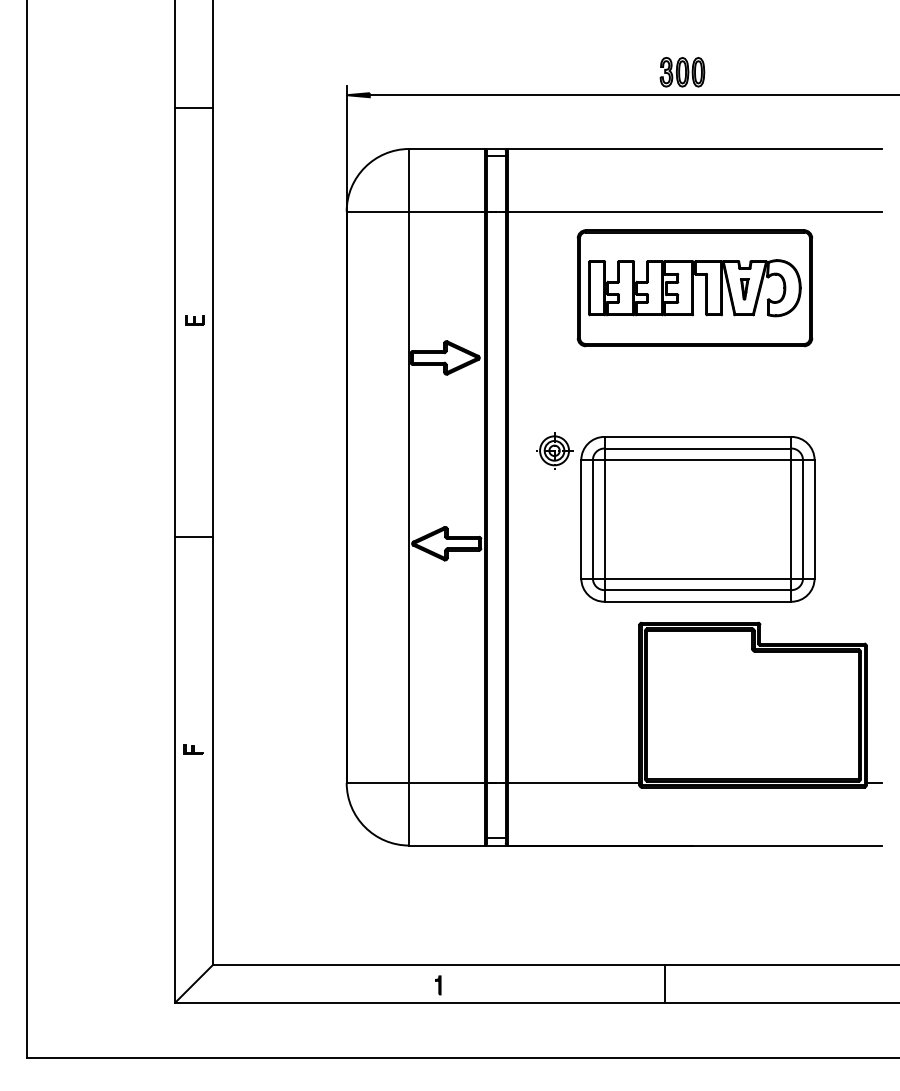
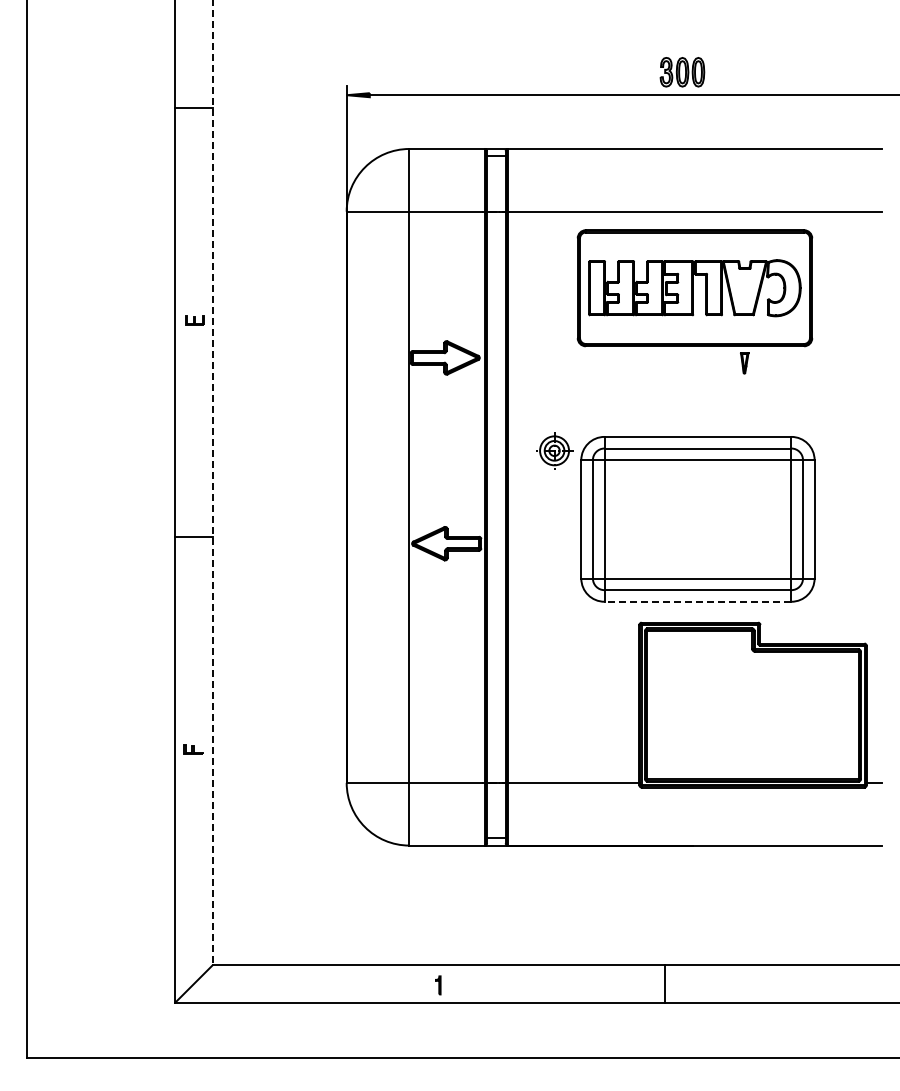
part position: (744, 289) -> (744, 363) (744, 363)
line: solid -> dashed (212, 483)
line: solid -> dashed (697, 601)
